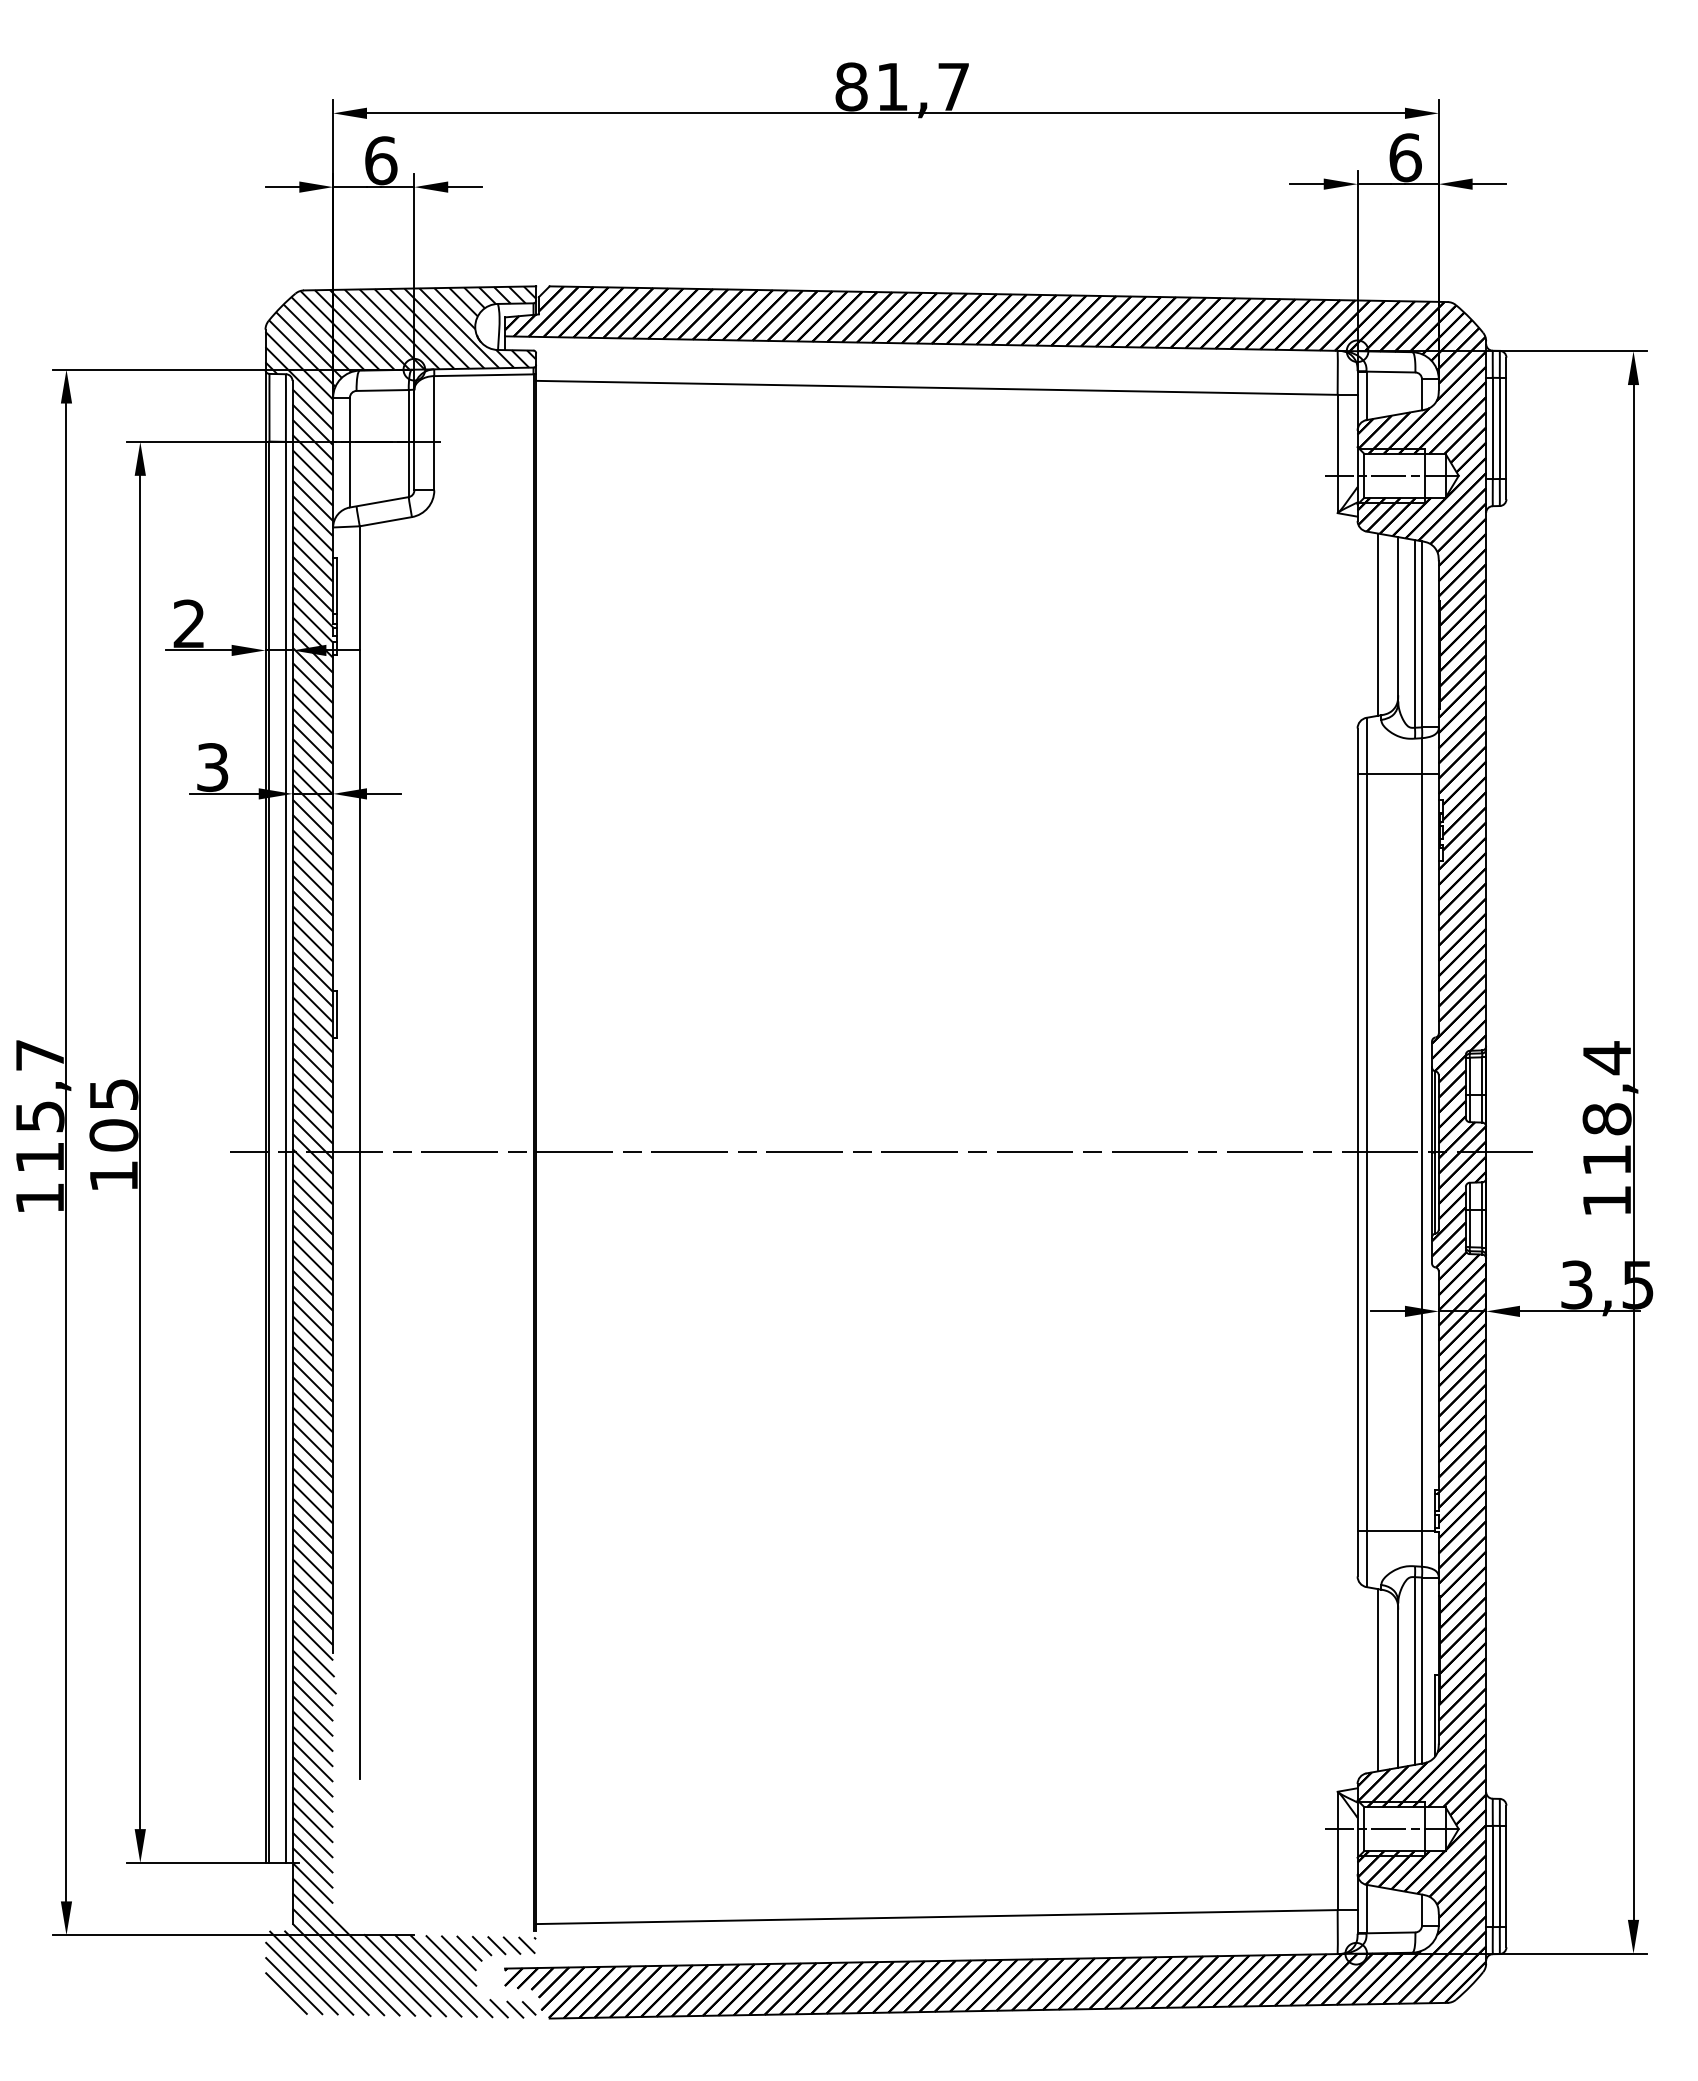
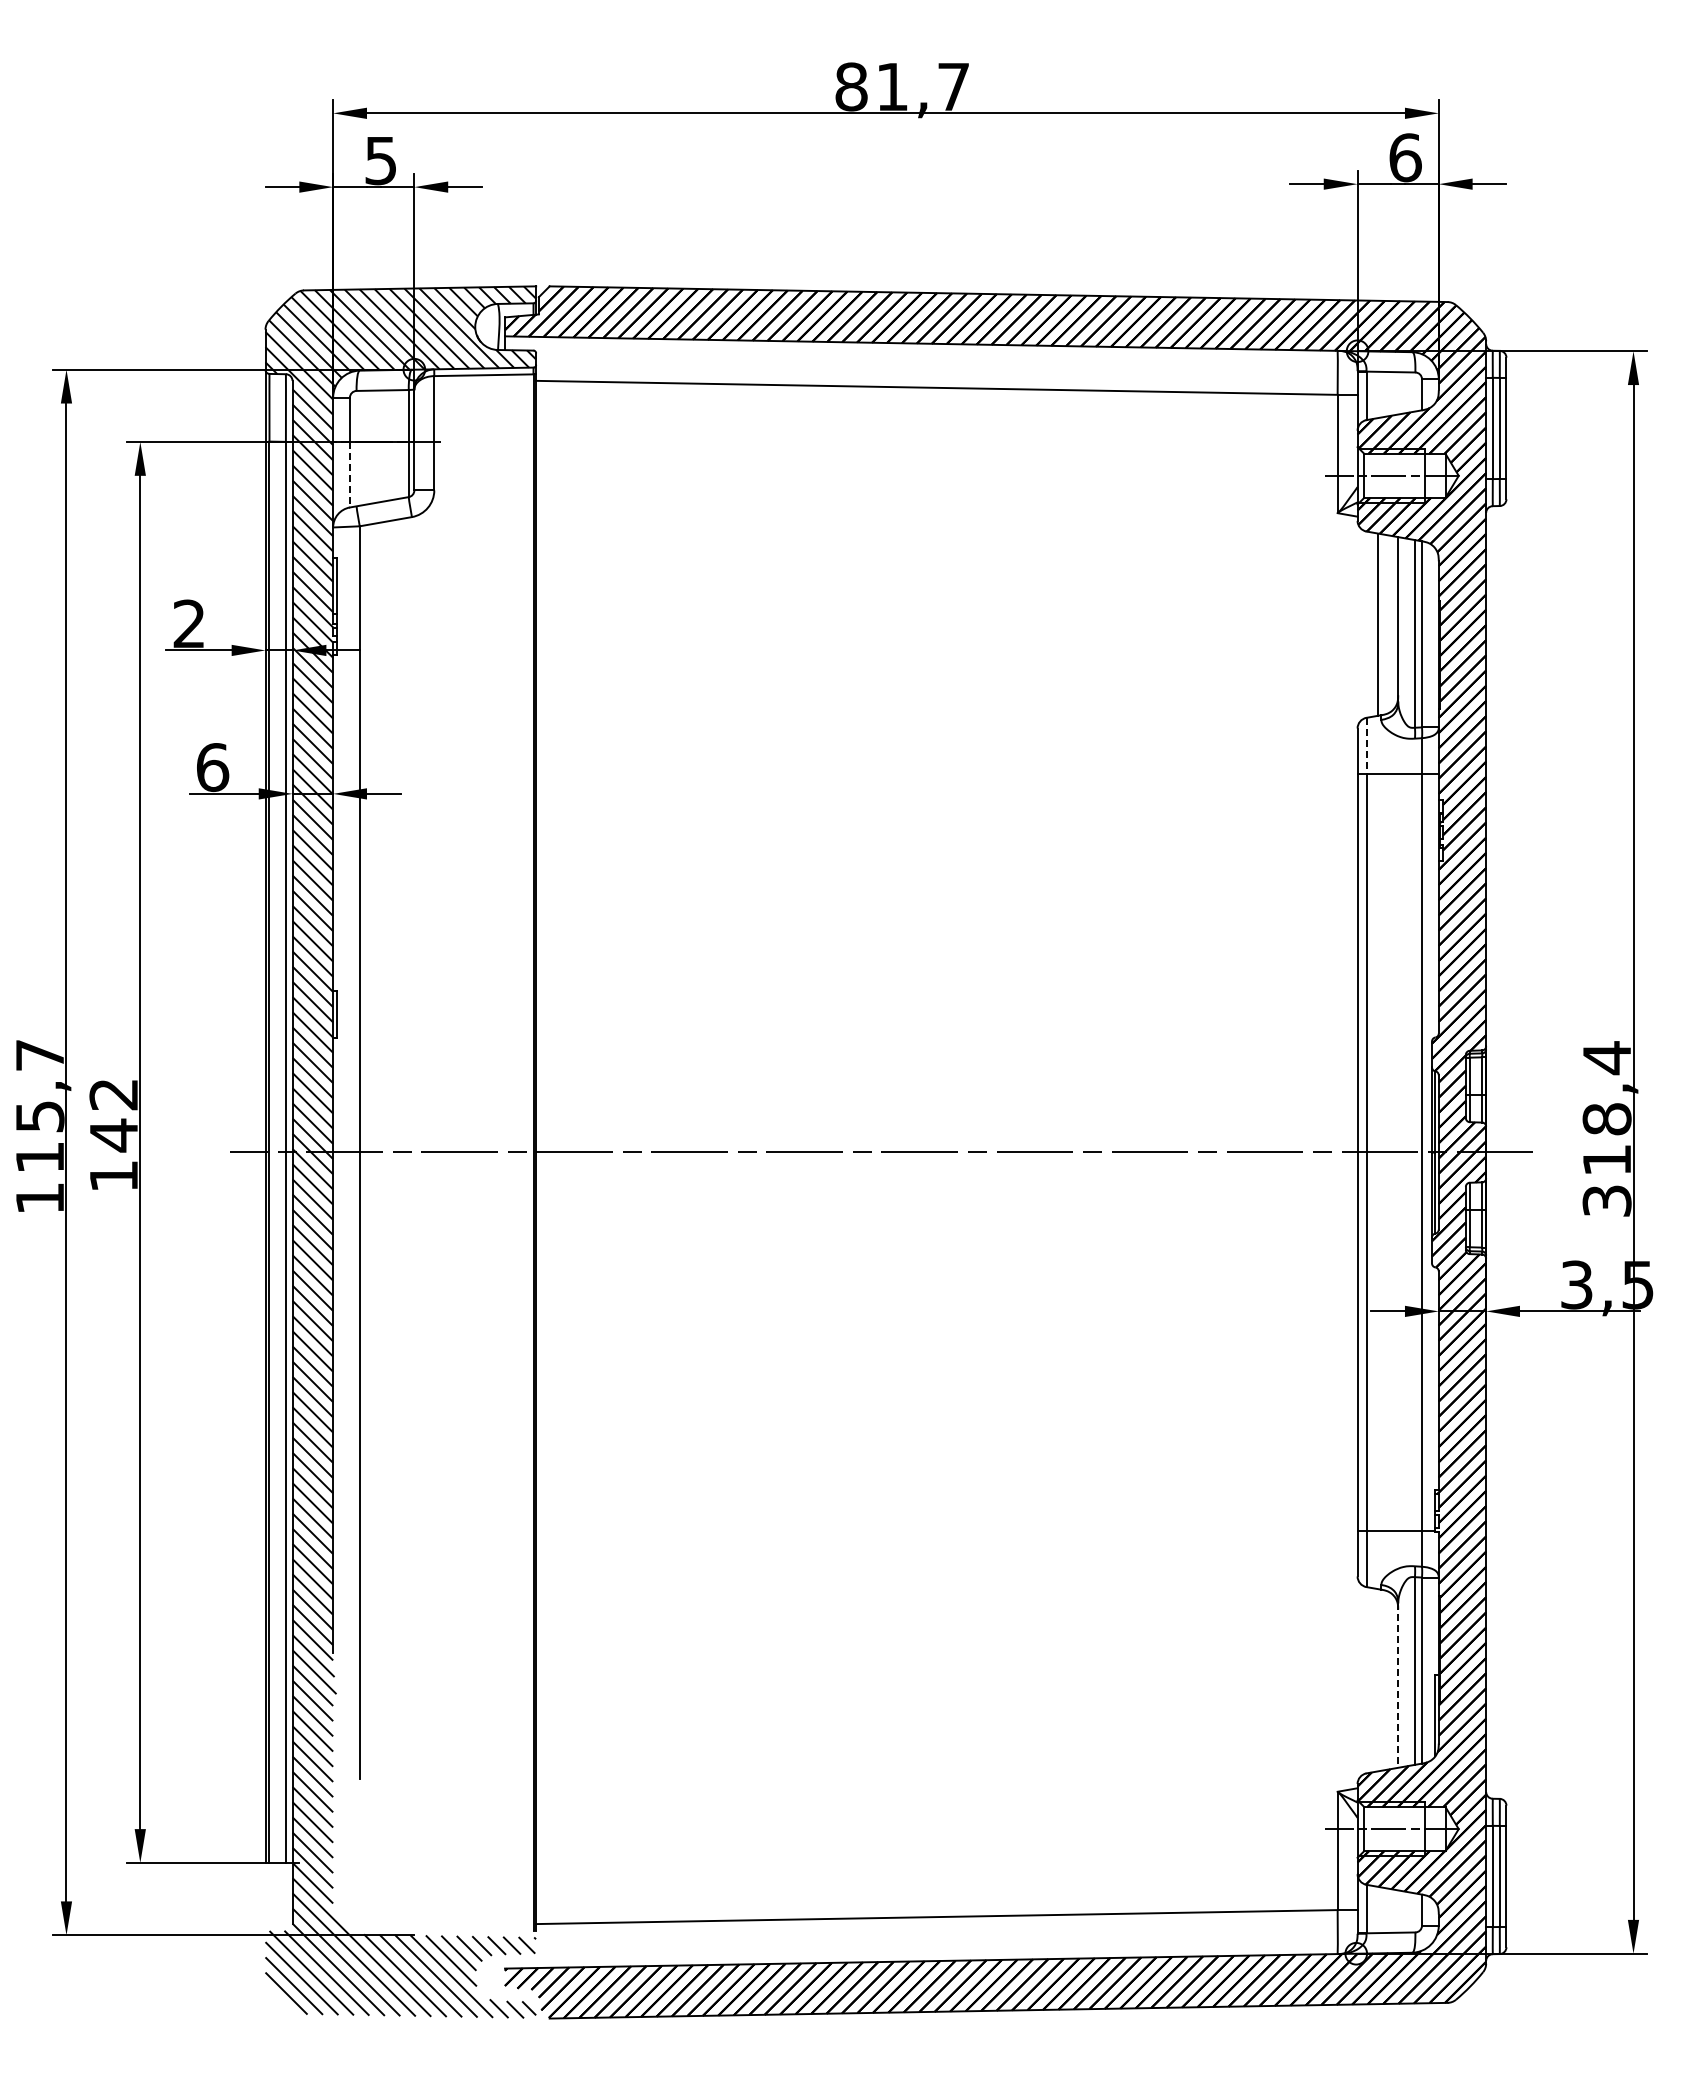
text: 6 -> 5 (381, 160)
line: solid -> dashed (349, 474)
line: solid -> dashed (1366, 745)
text: 3 -> 6 (213, 767)
text: 105 -> 142 (113, 1115)
text: 118,4 -> 318,4 (1606, 1200)
line: present -> none (1378, 1680)
line: solid -> dashed (1398, 1686)
